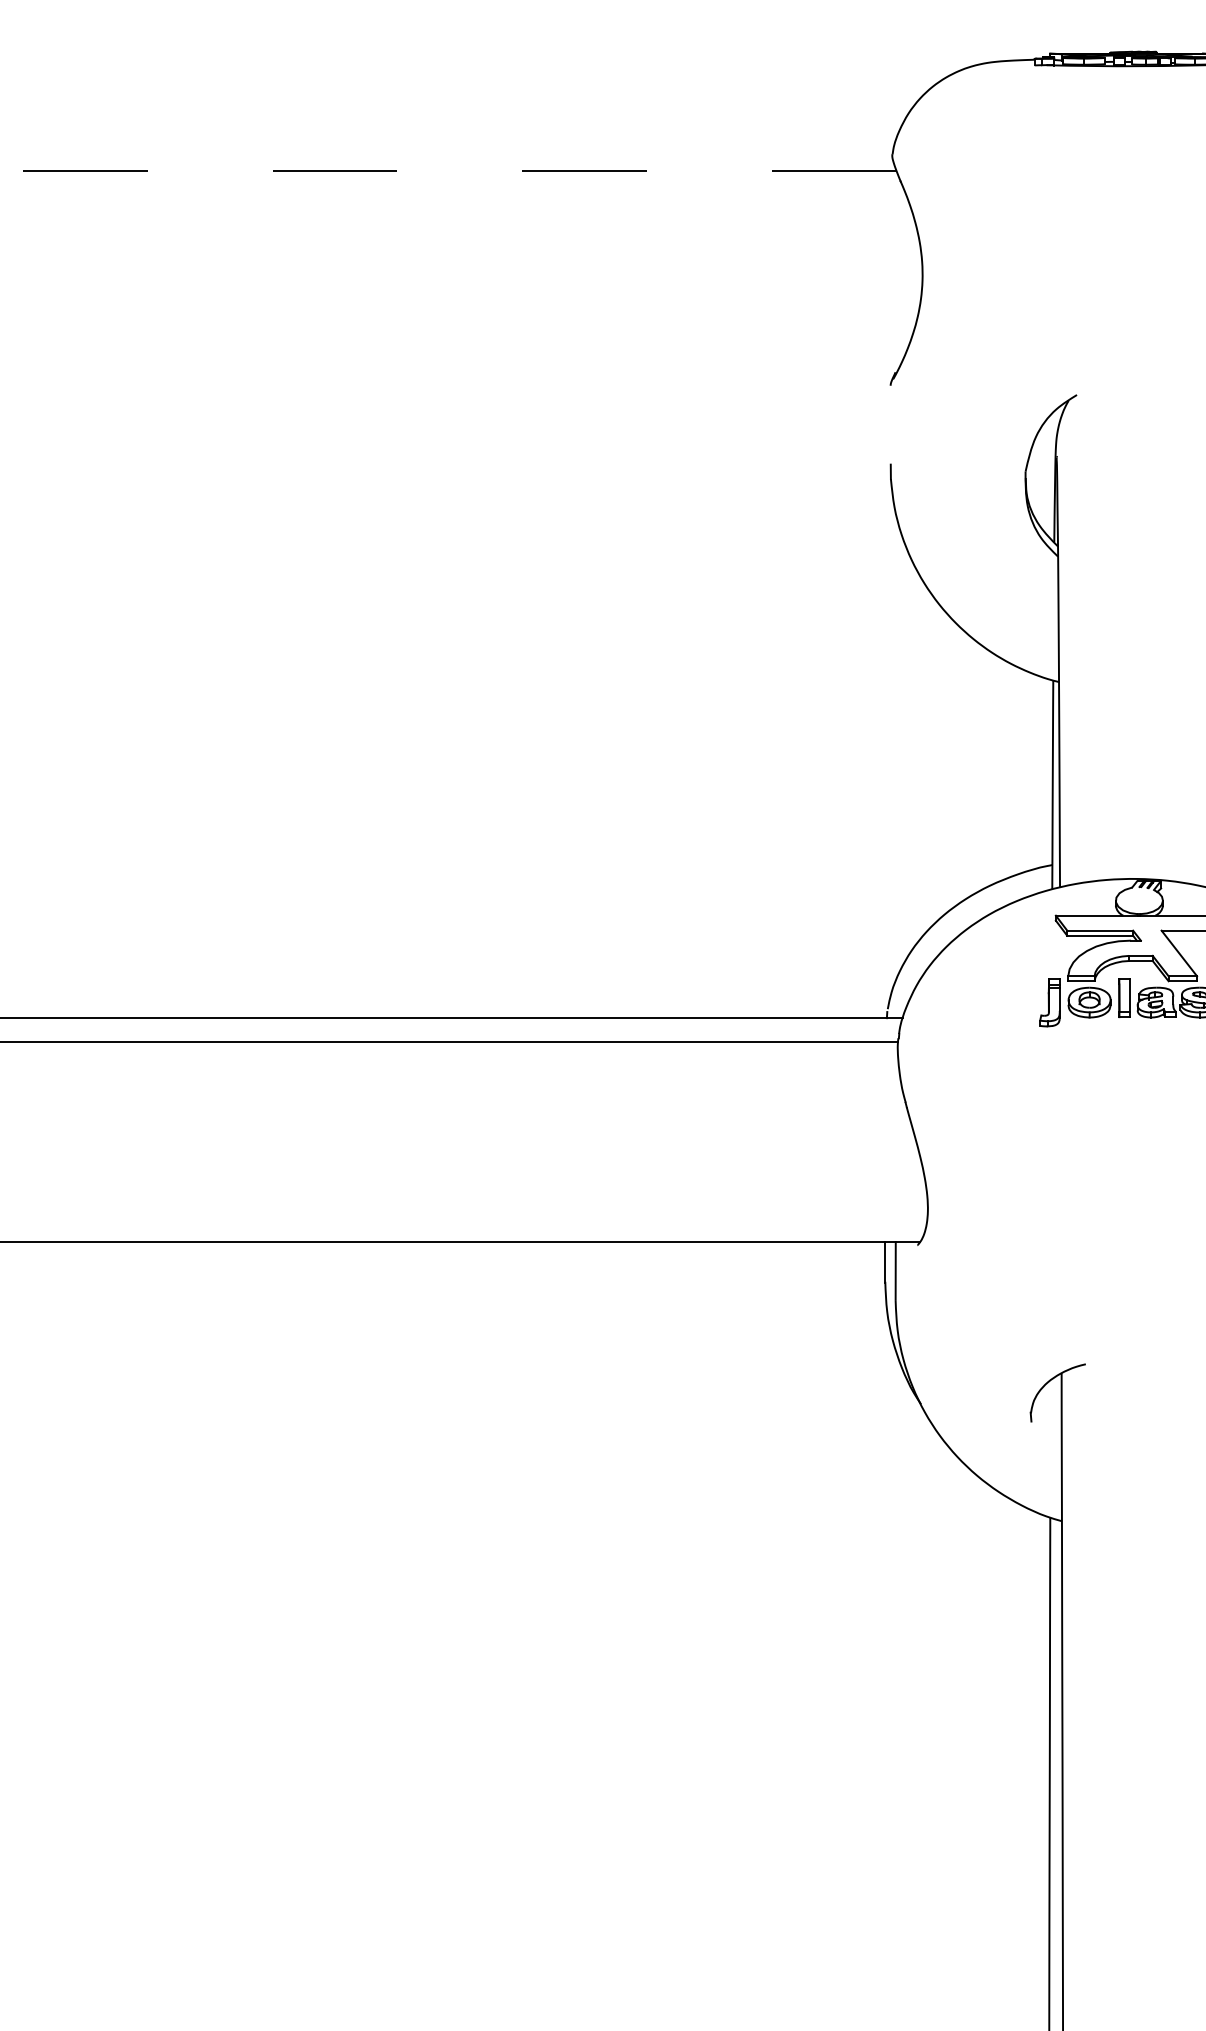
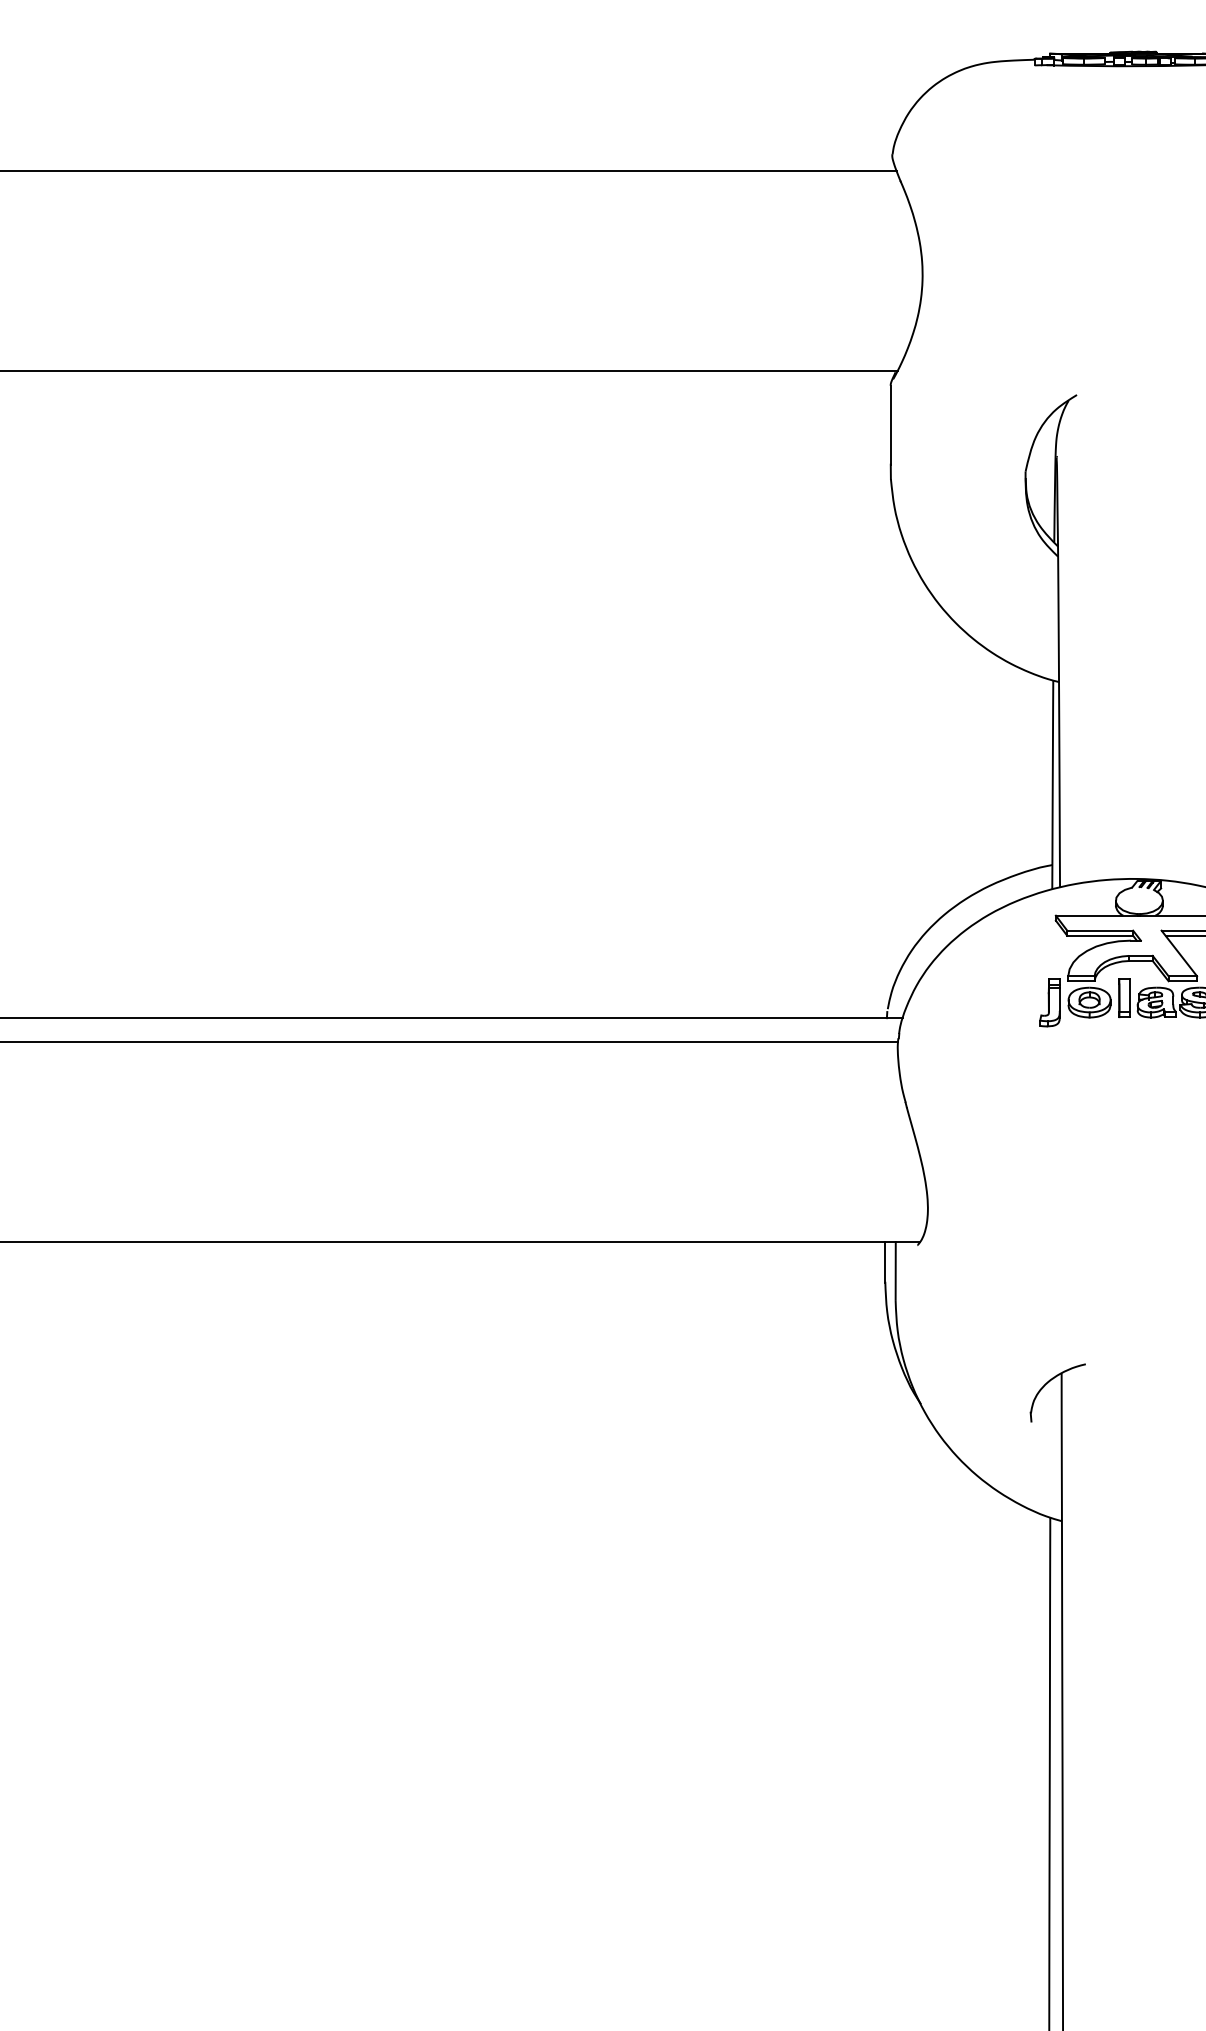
line: dashed -> solid (448, 171)
line: none -> present (449, 371)
line: none -> present (890, 425)
line: none -> present (1183, 935)
